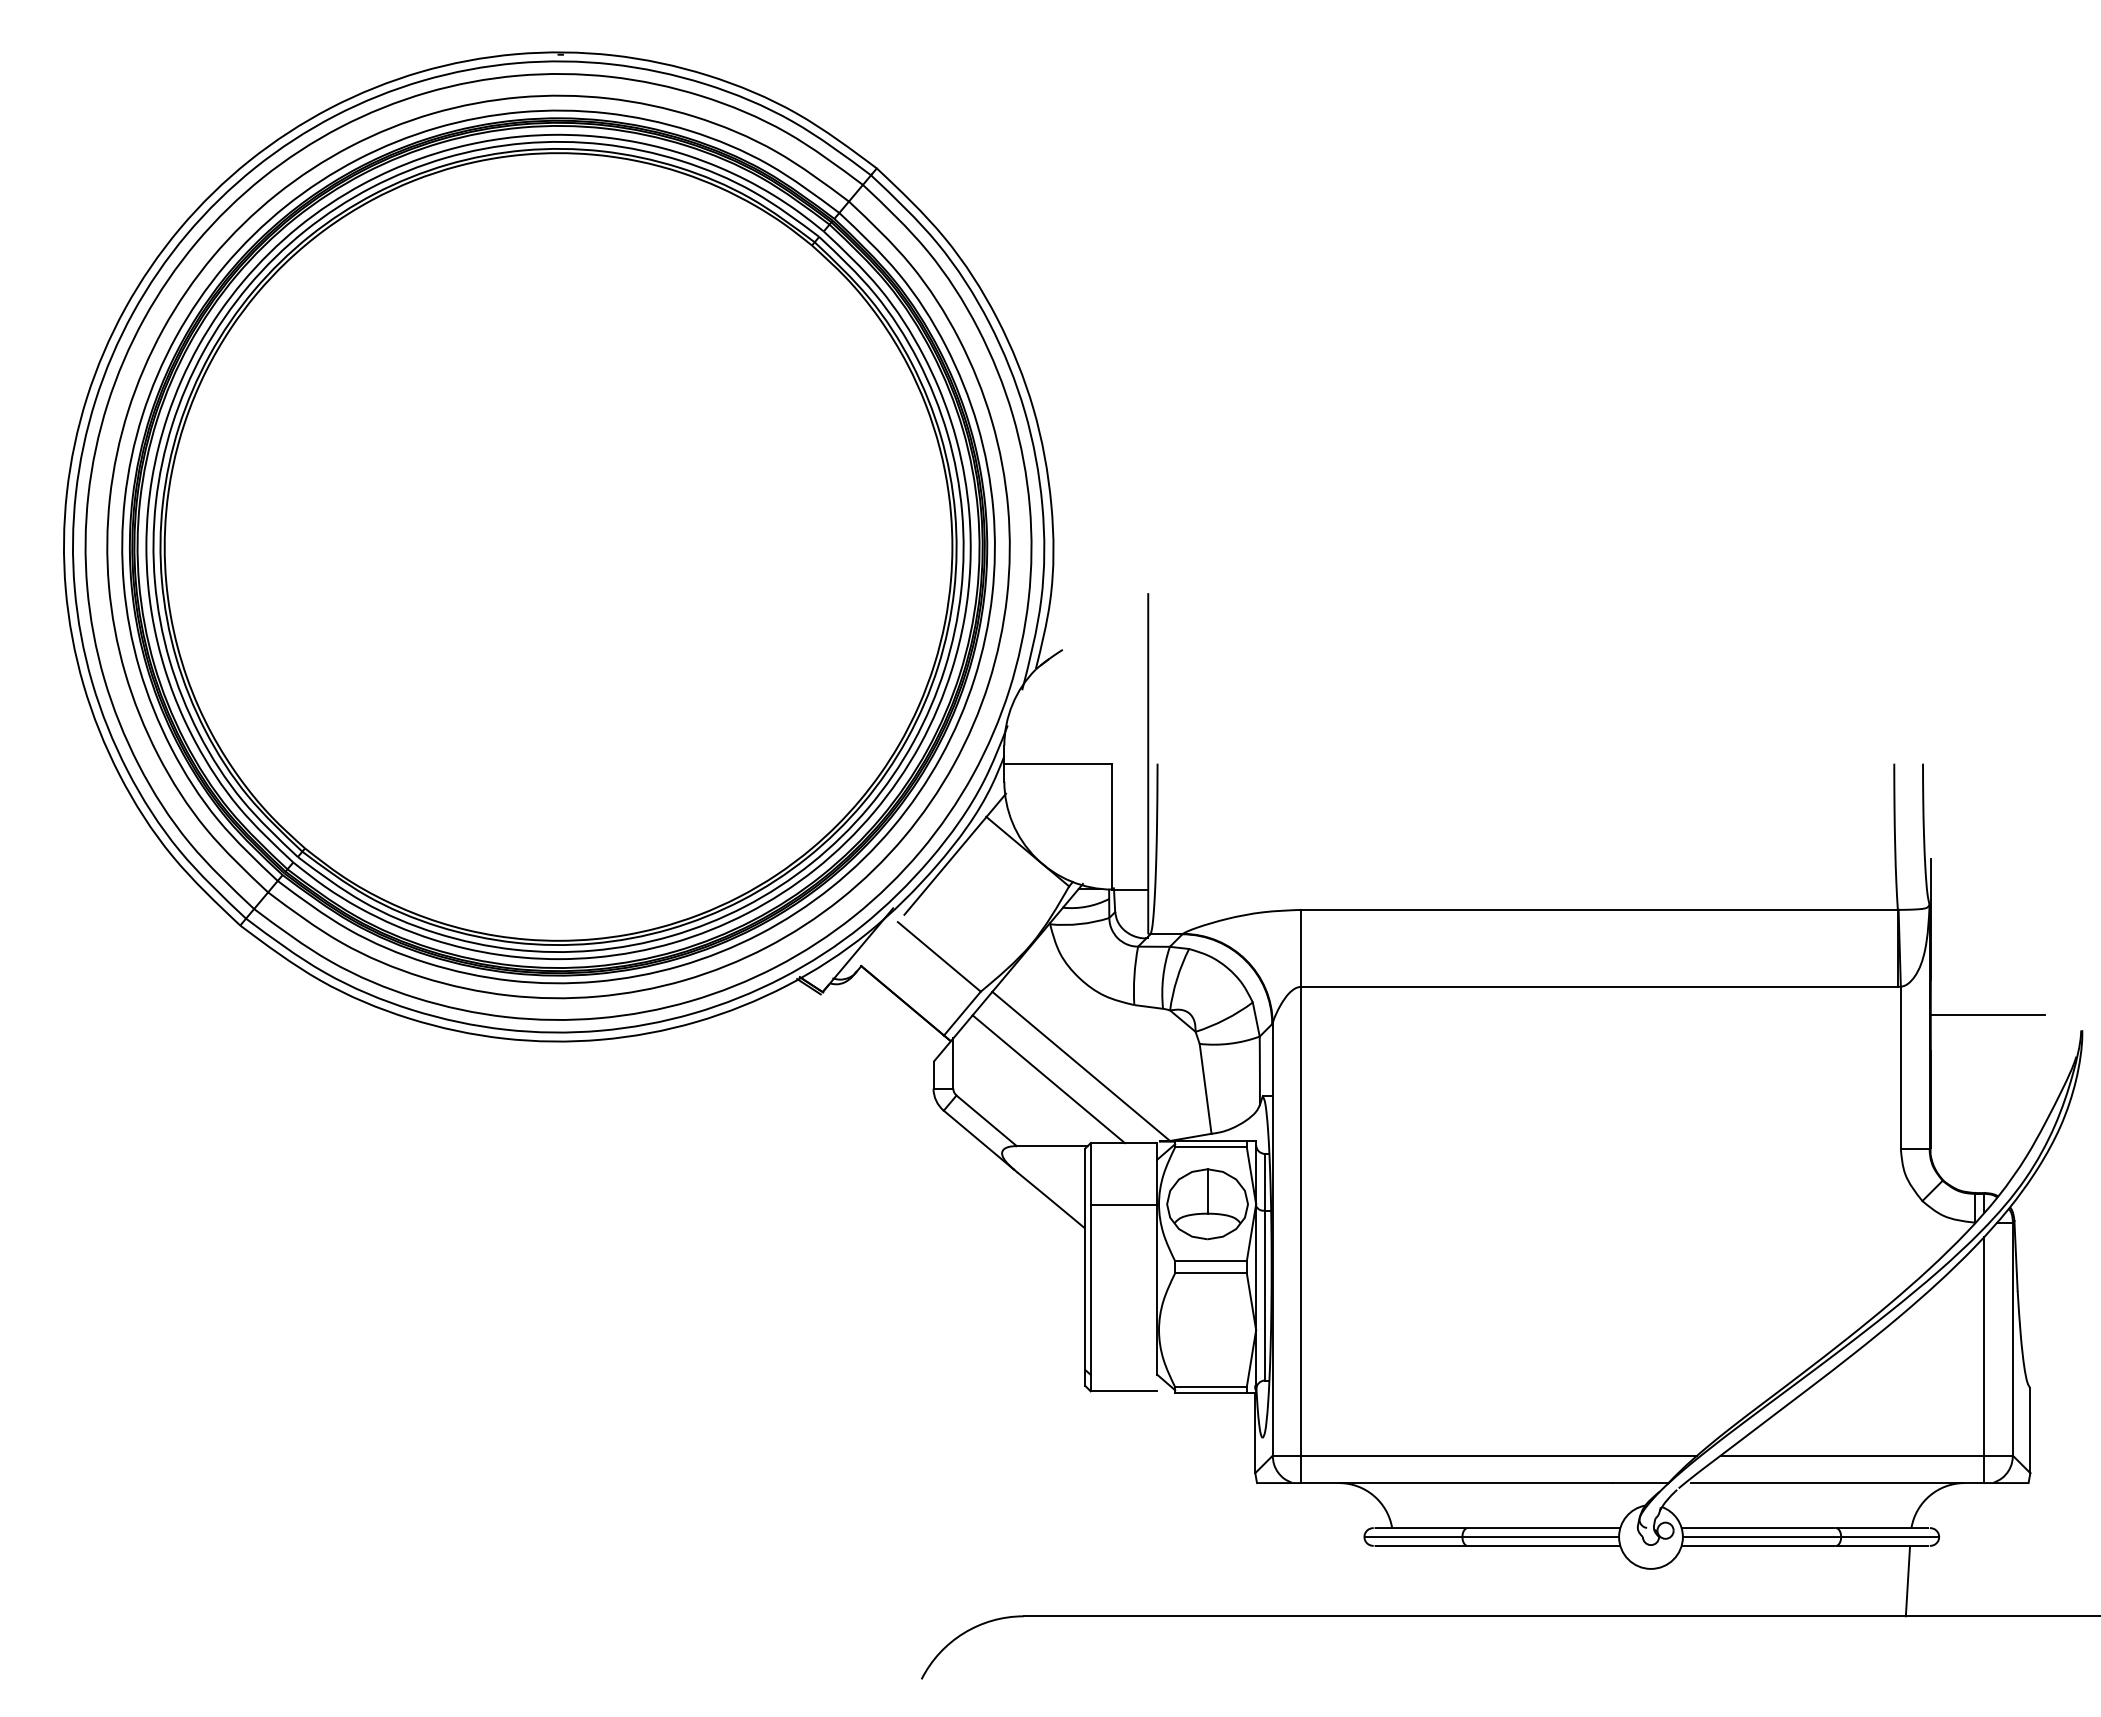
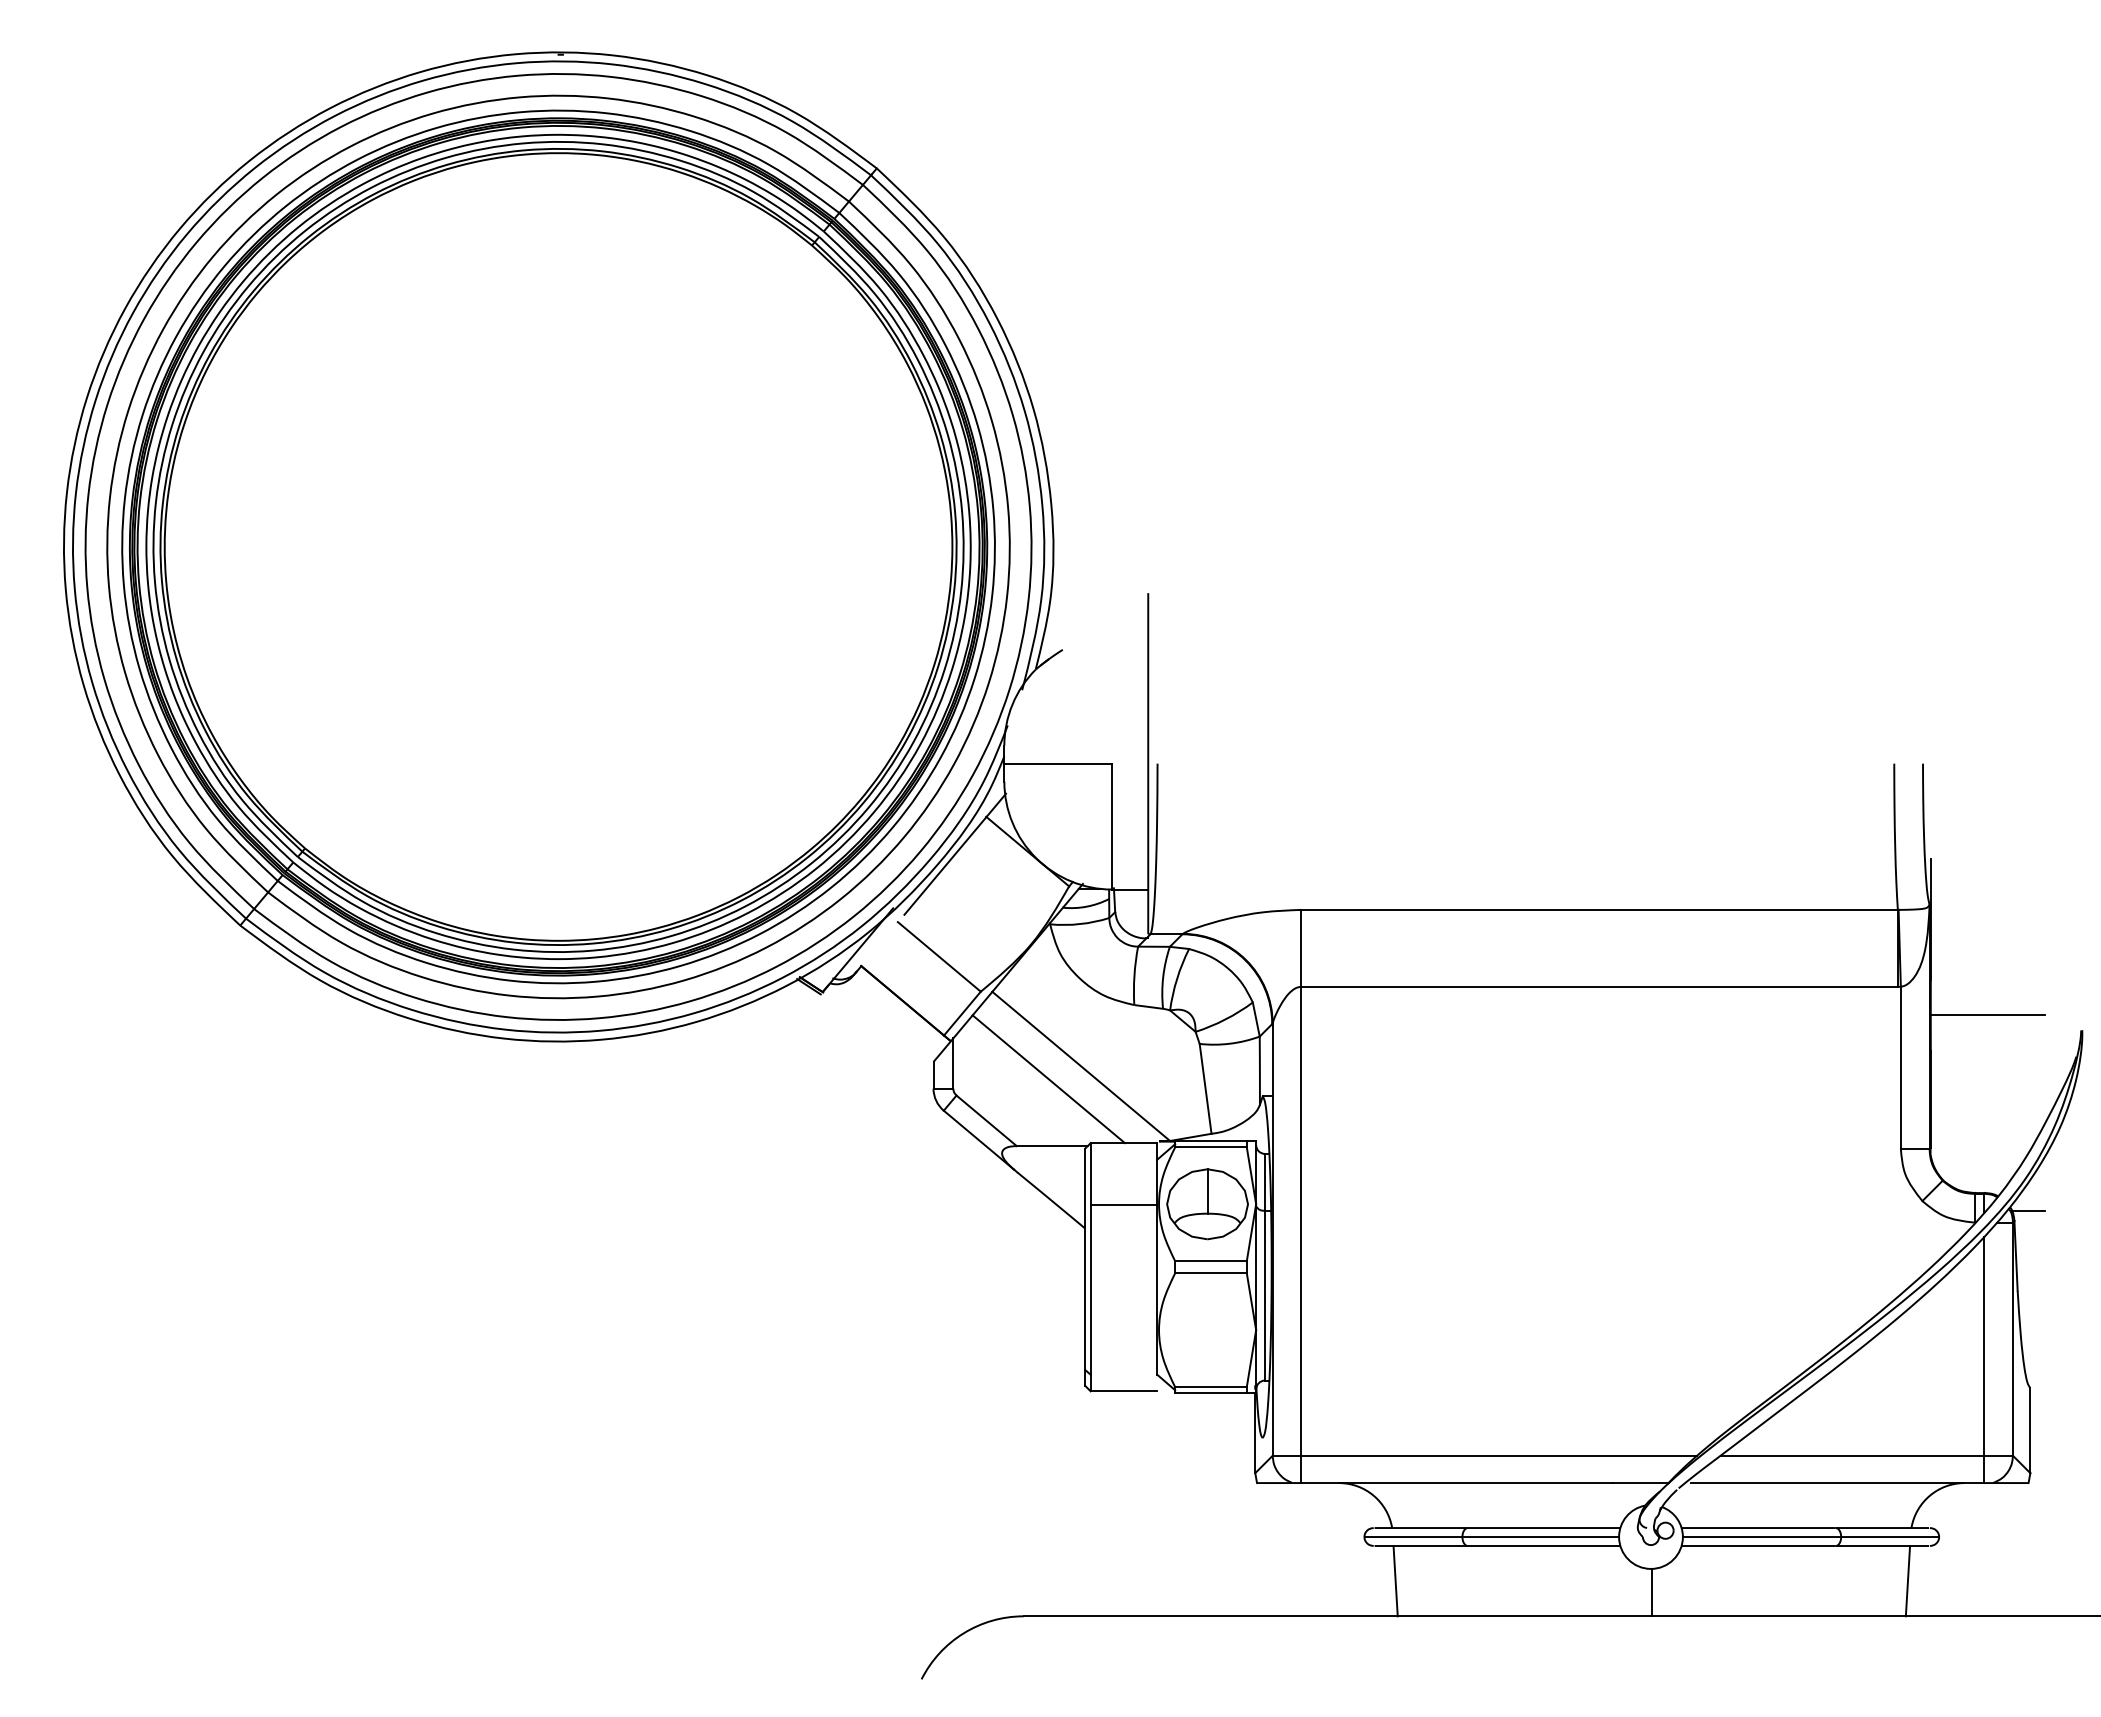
line: none -> present (2028, 1211)
line: none -> present (1395, 1581)
line: none -> present (1651, 1592)
